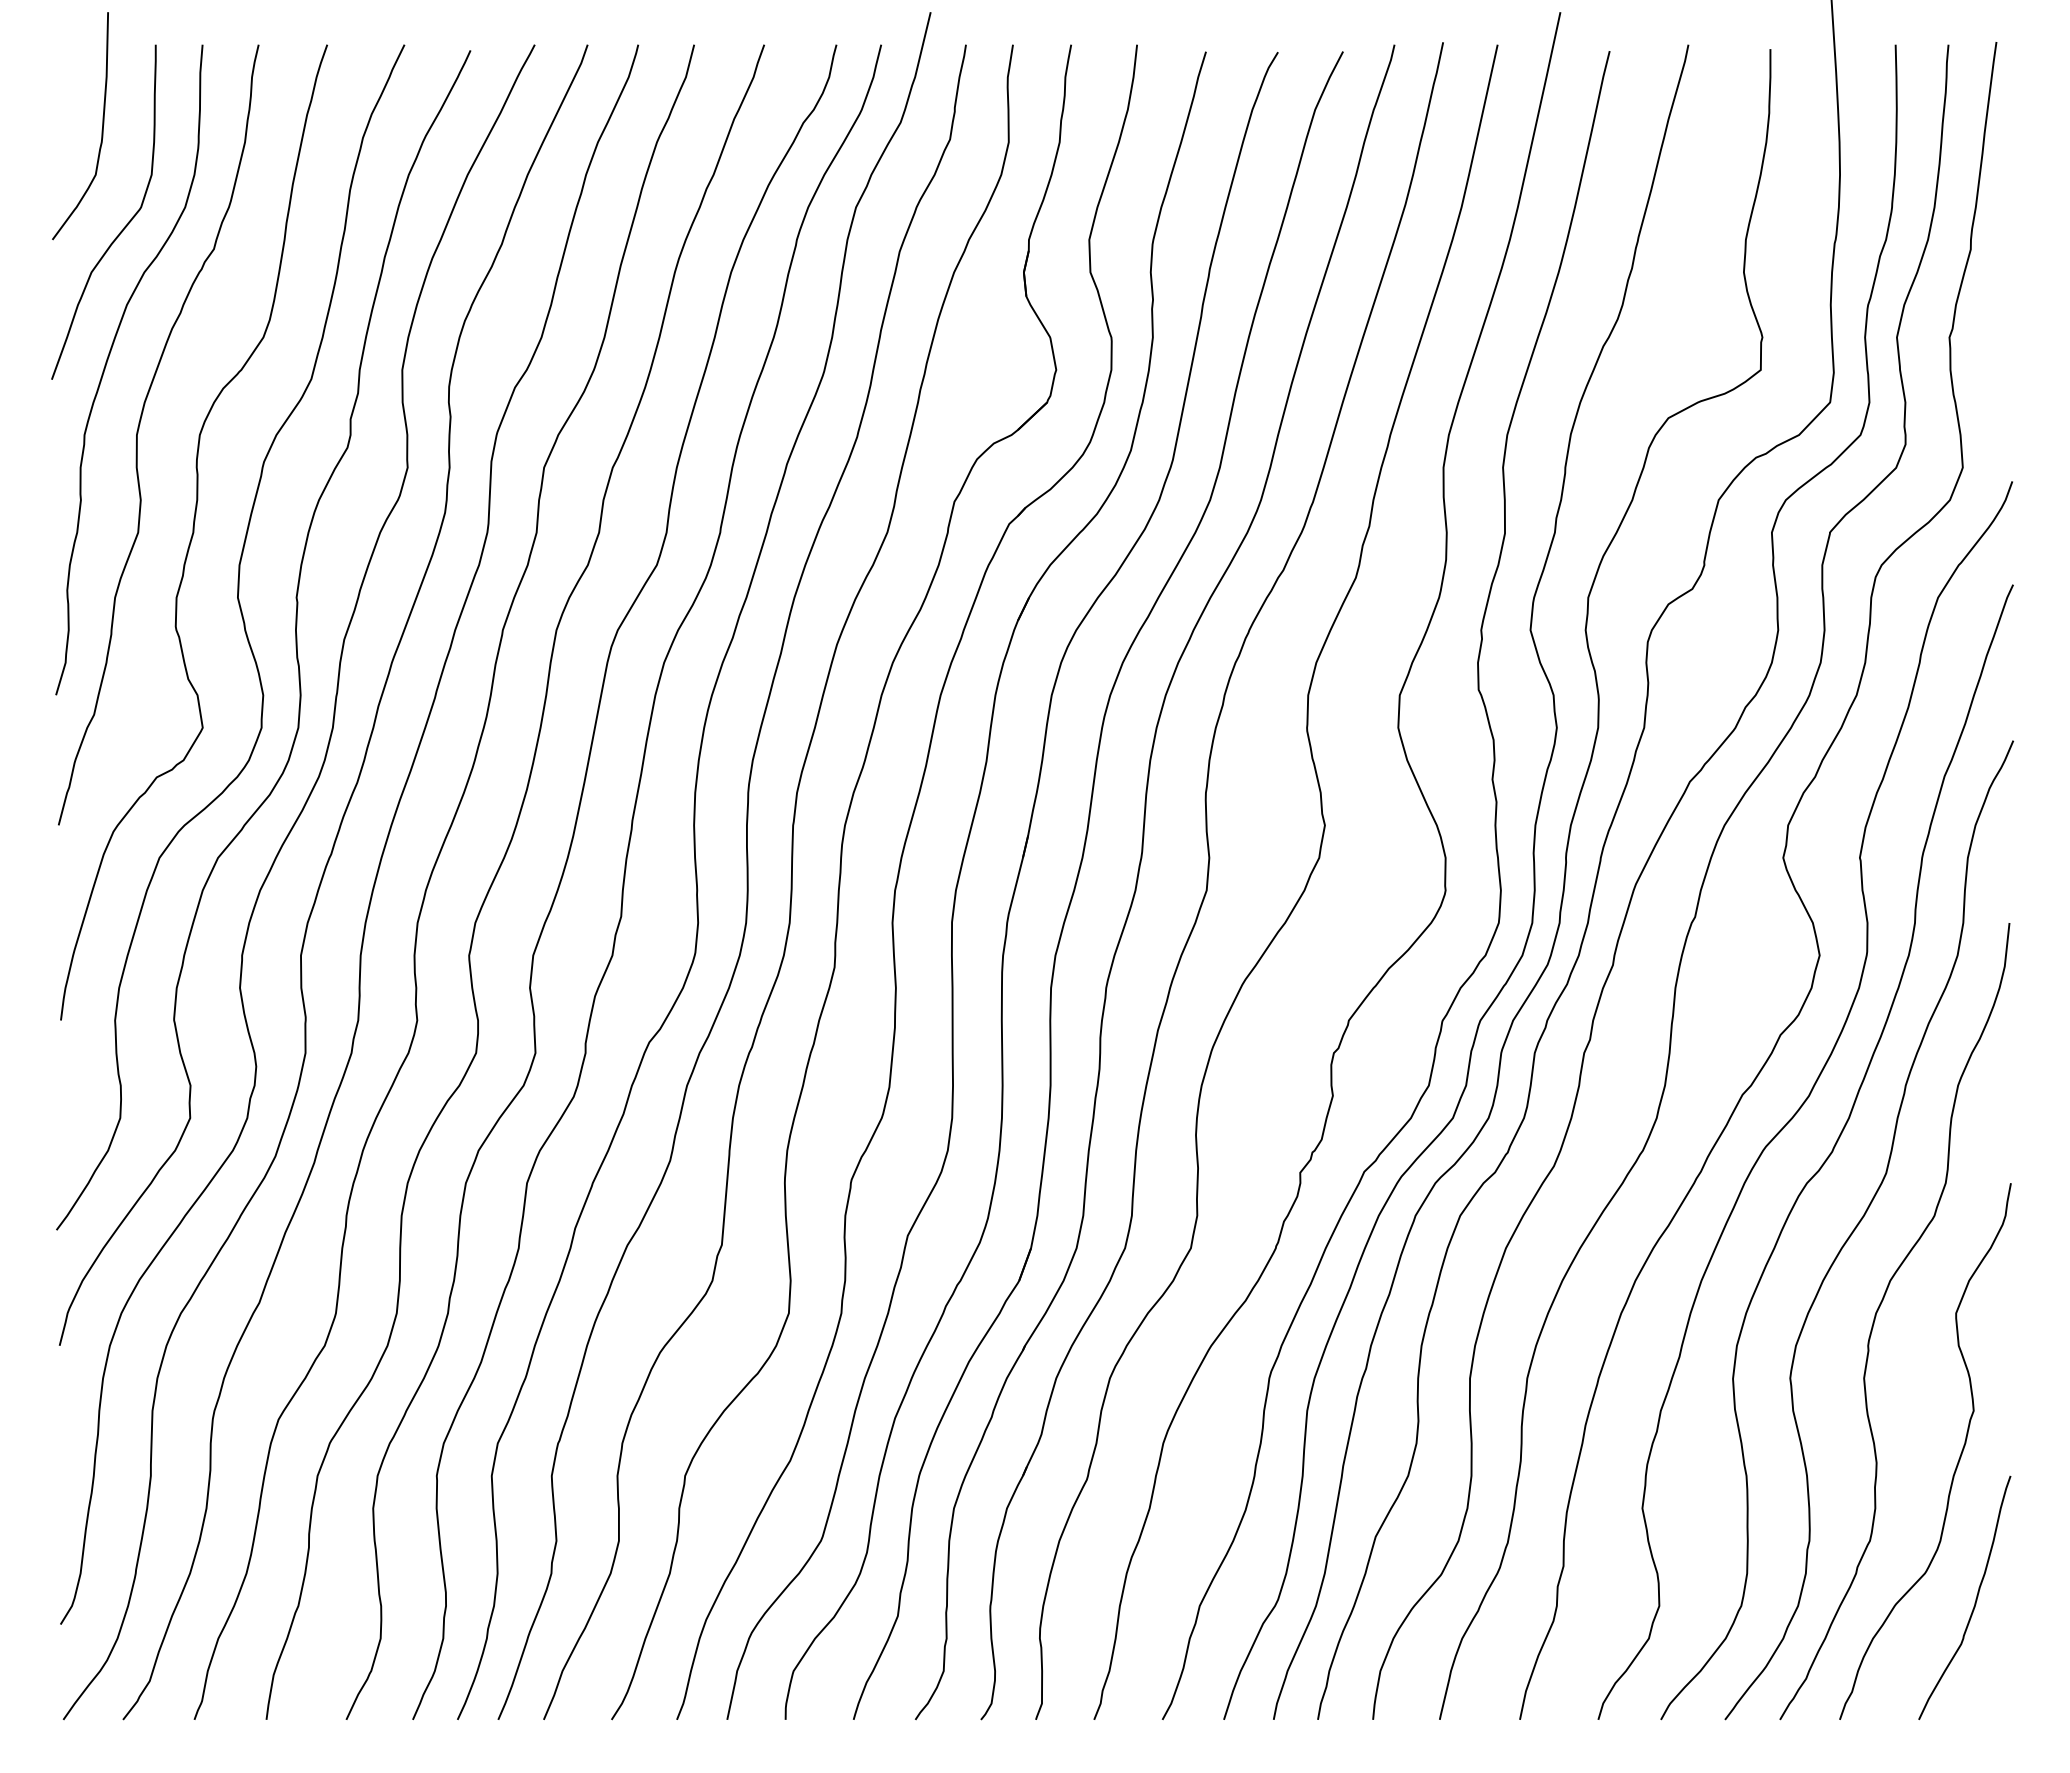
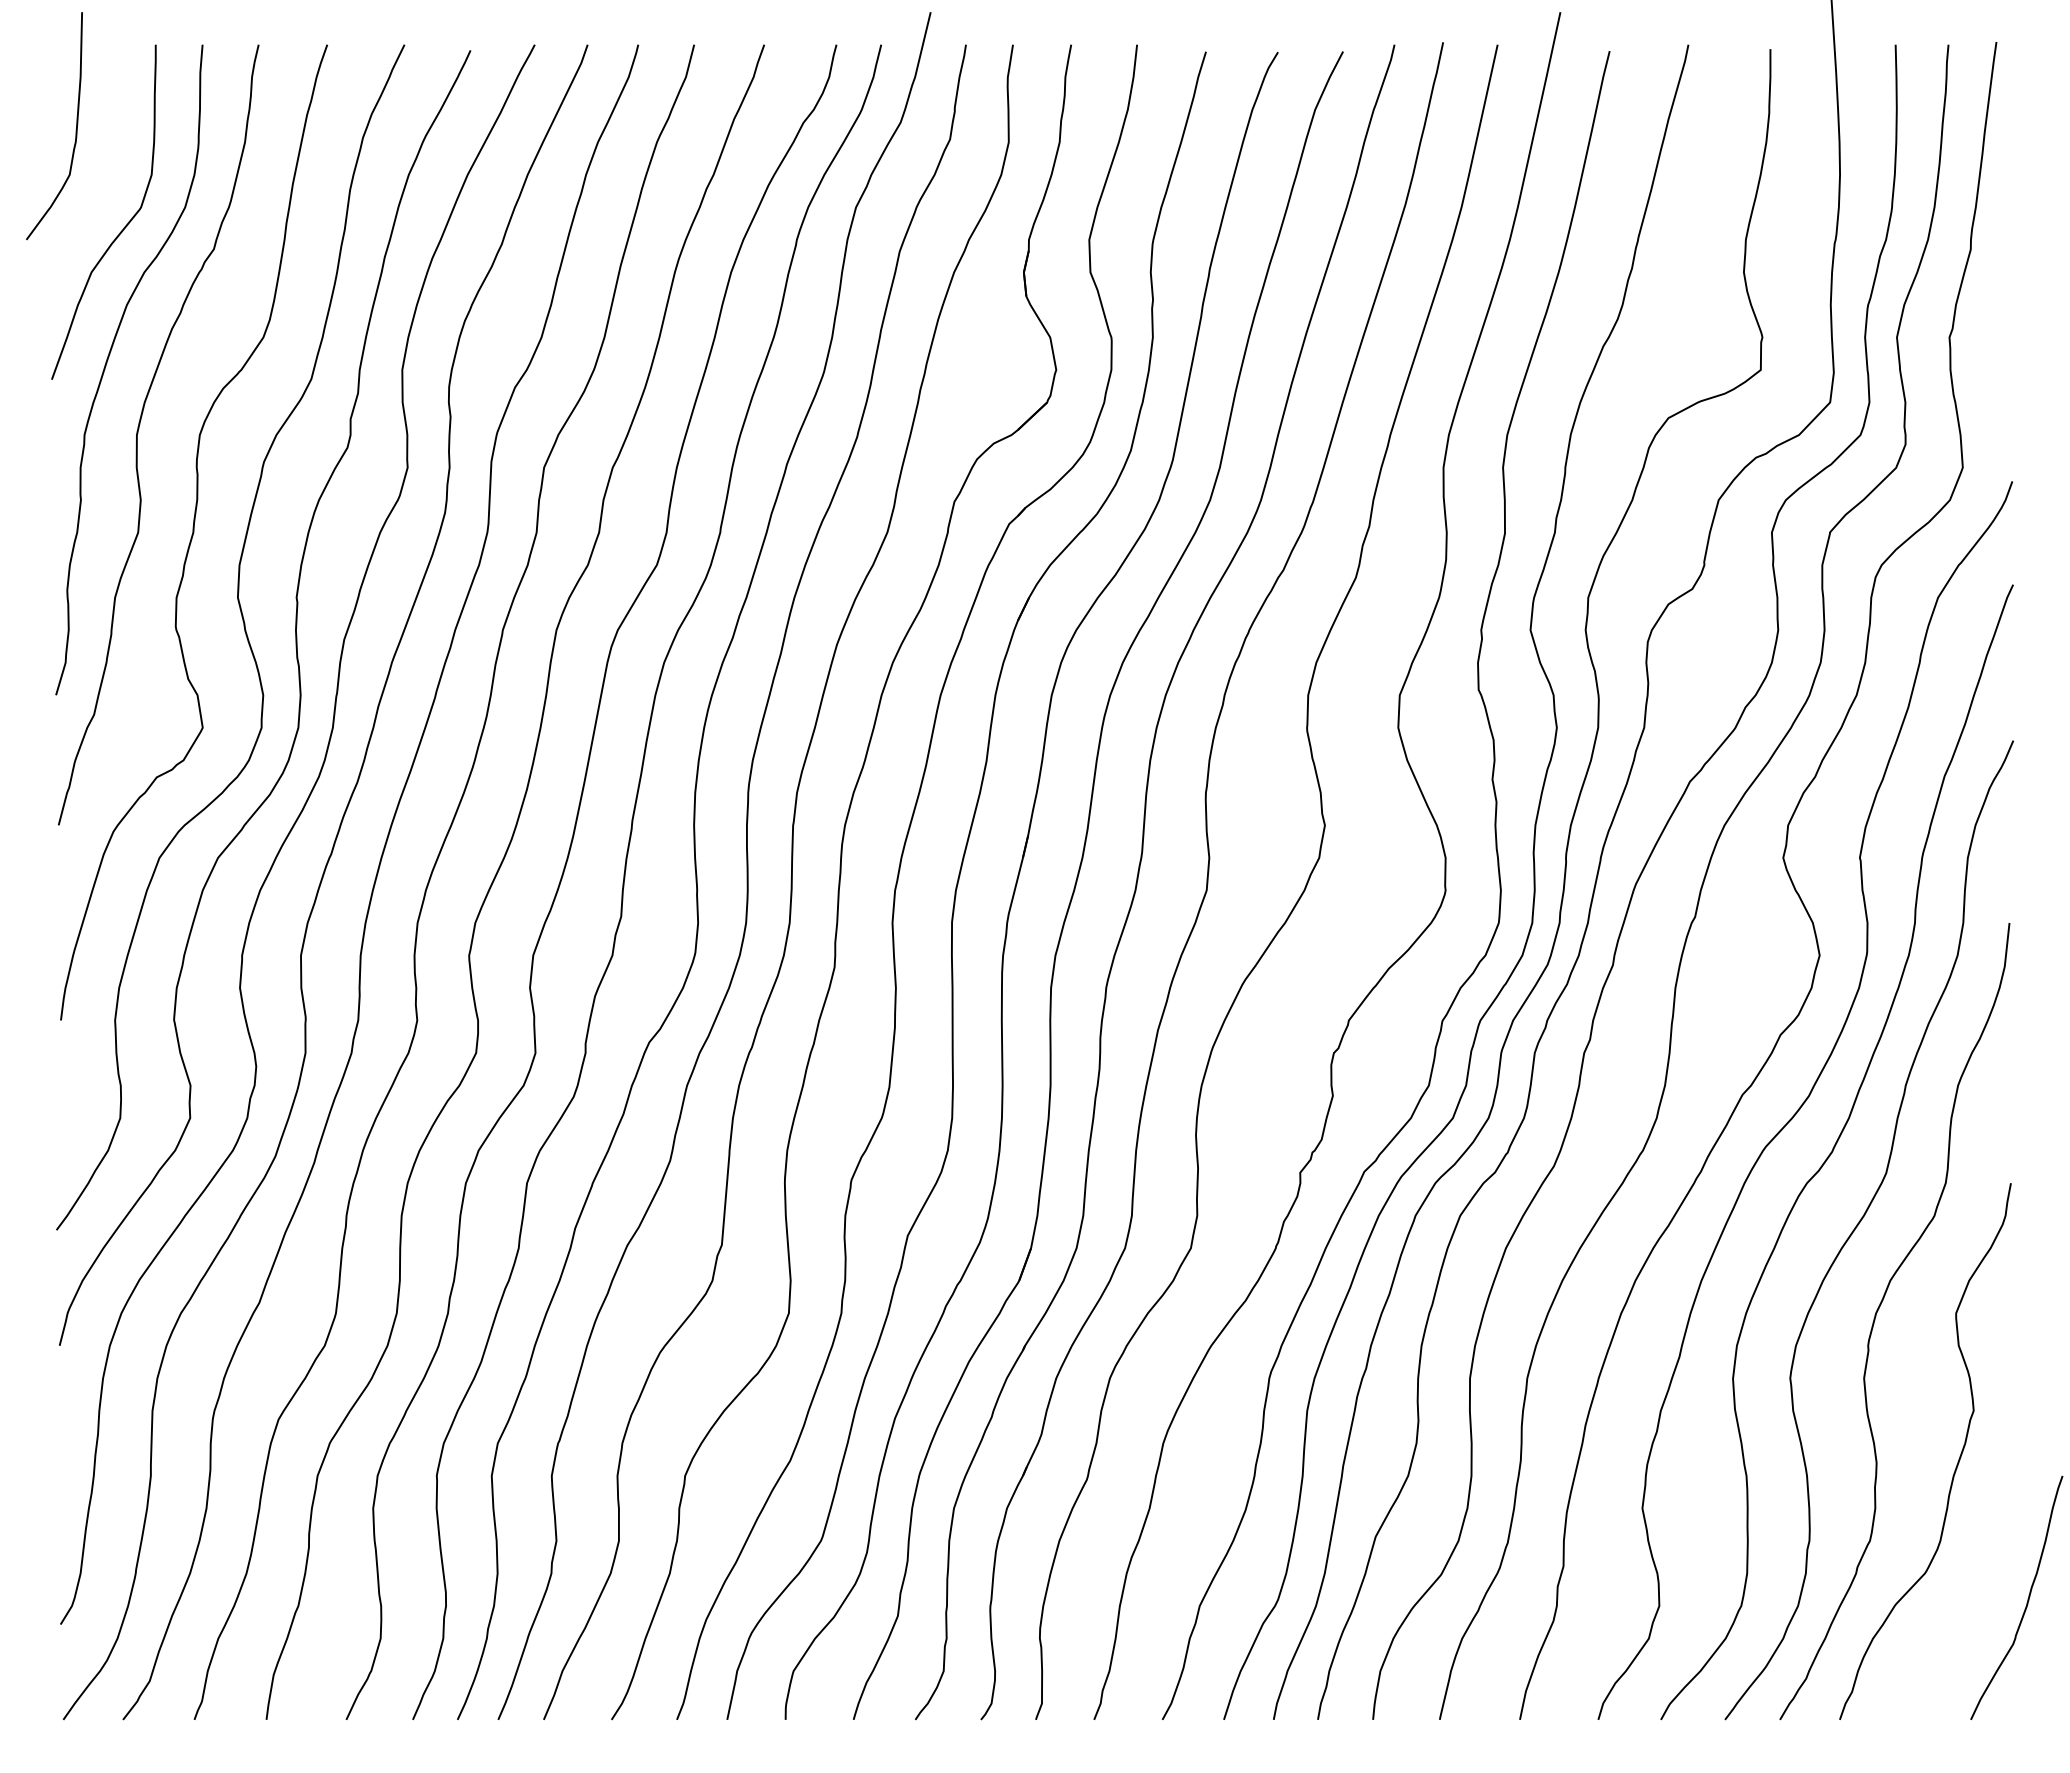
curve position: (101, 129) -> (75, 129) (75, 129)
curve position: (1975, 1598) -> (2027, 1598) (2027, 1598)
